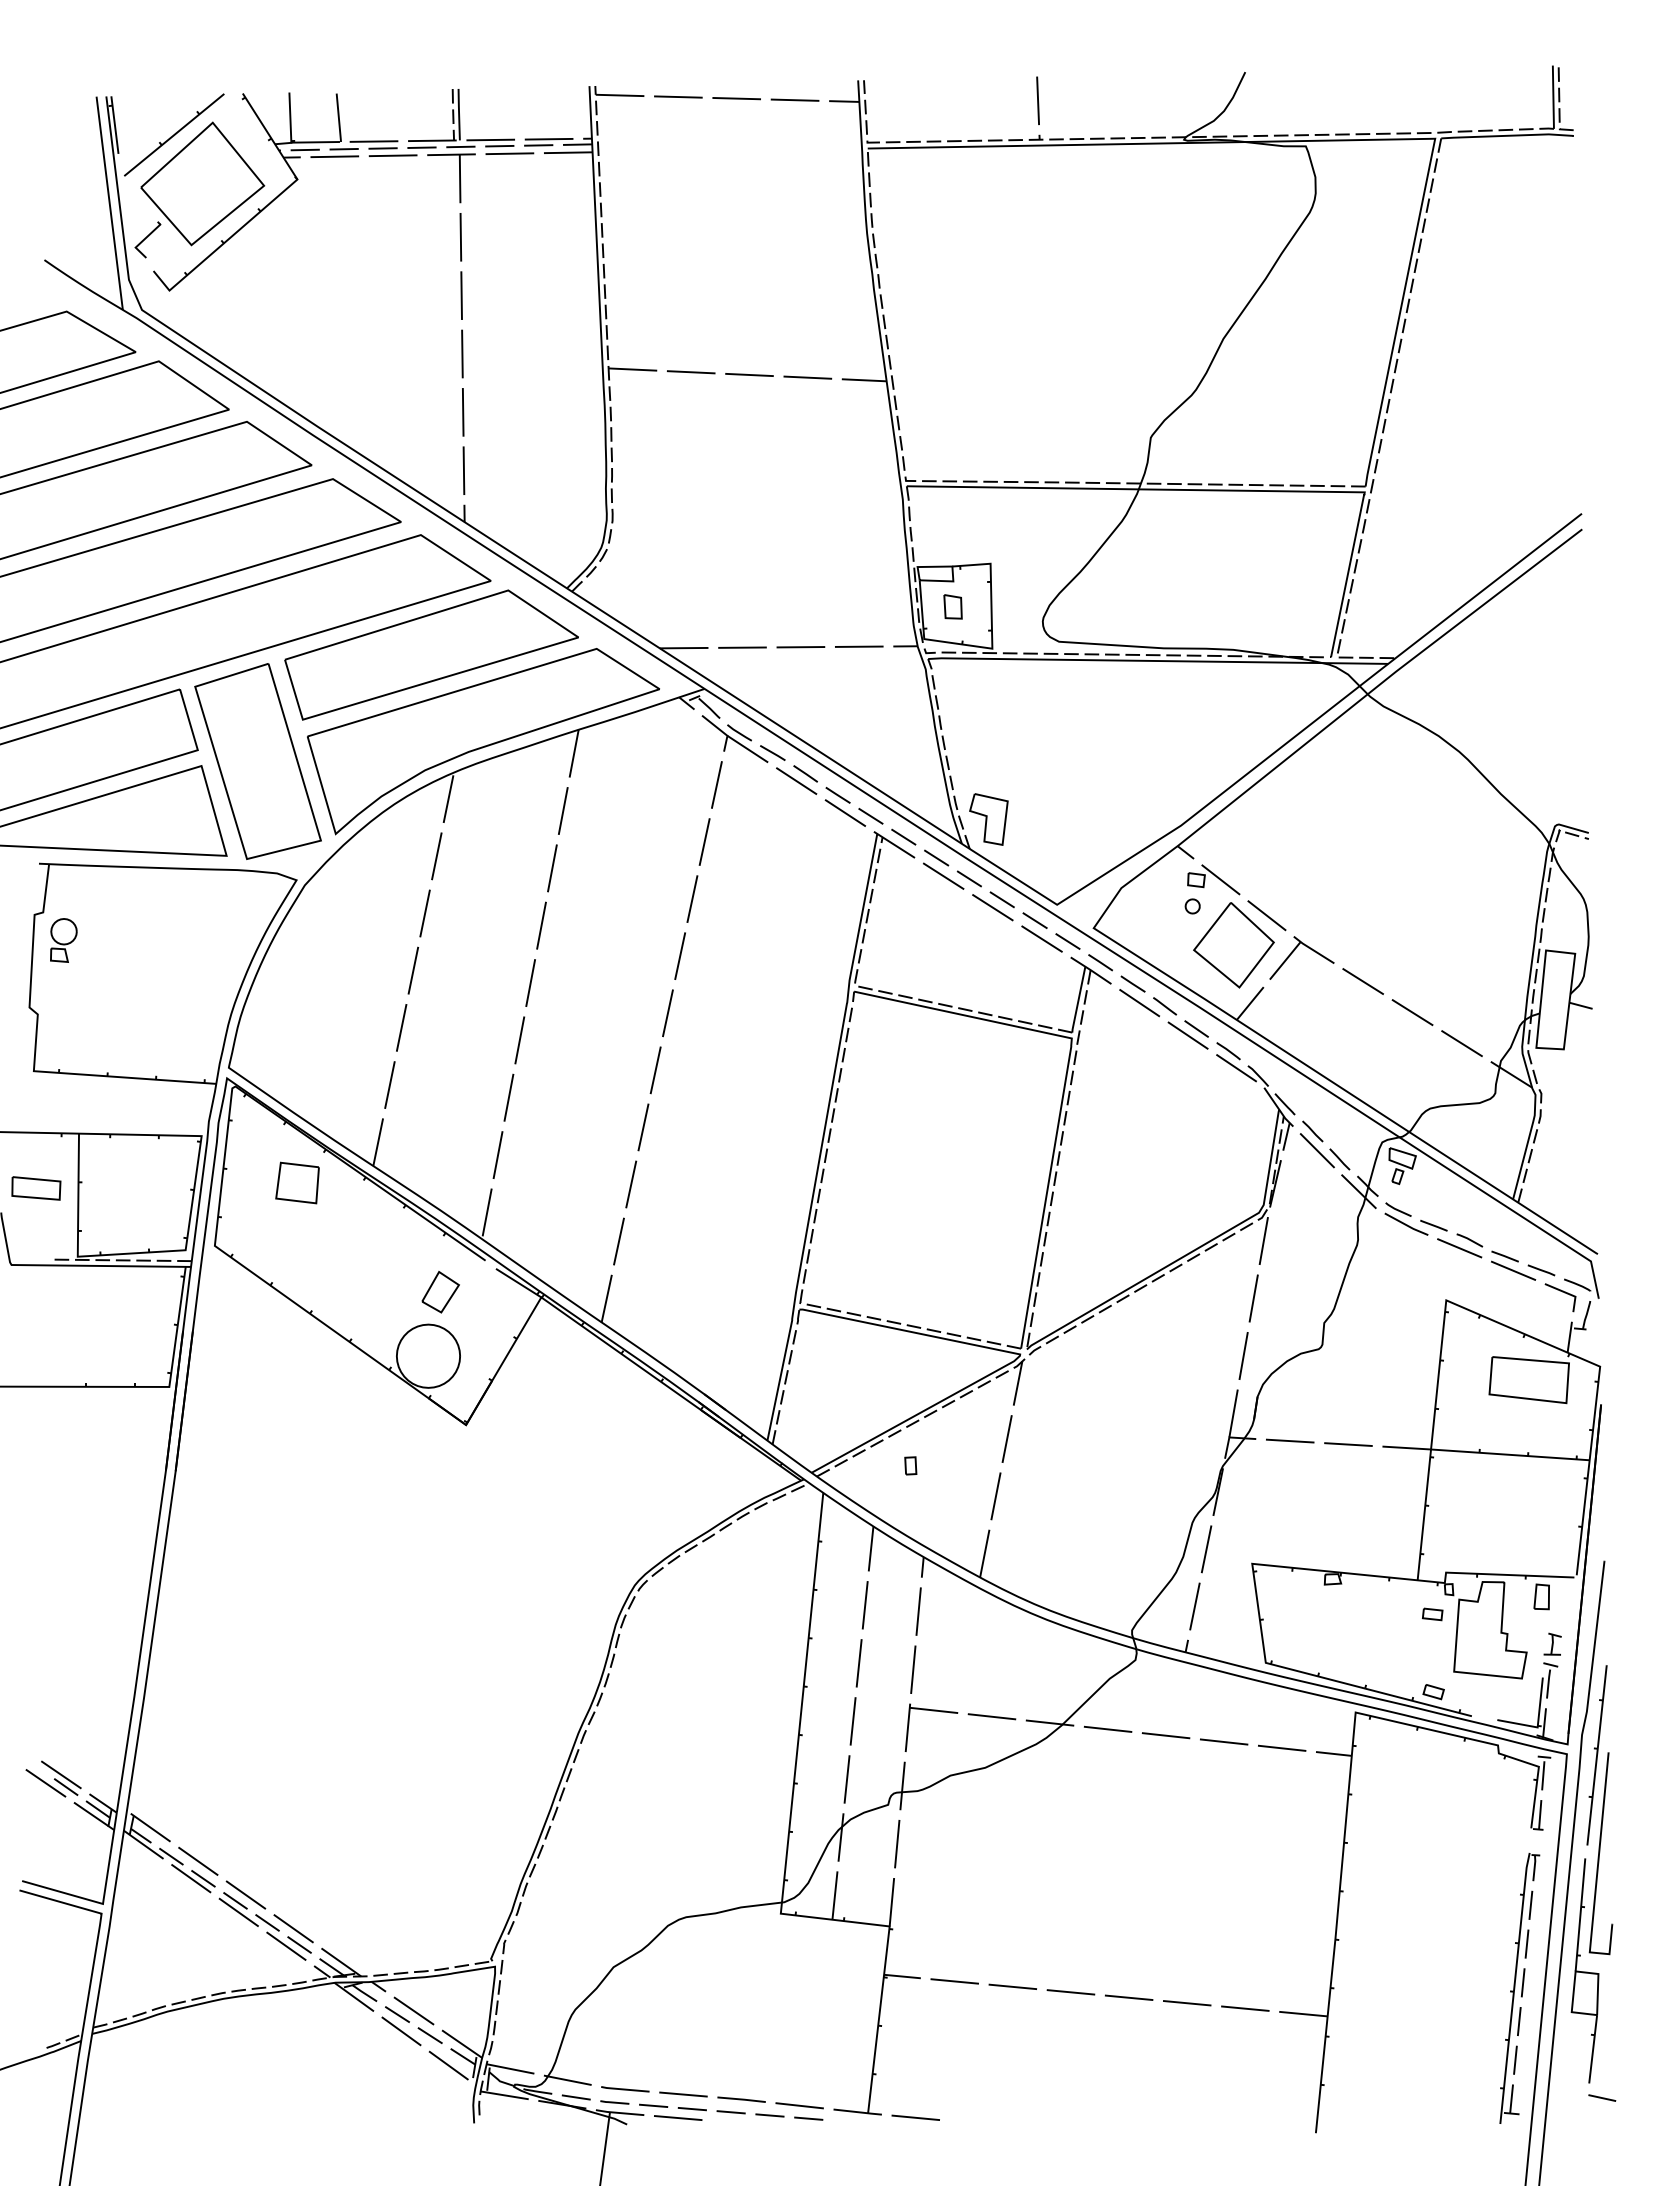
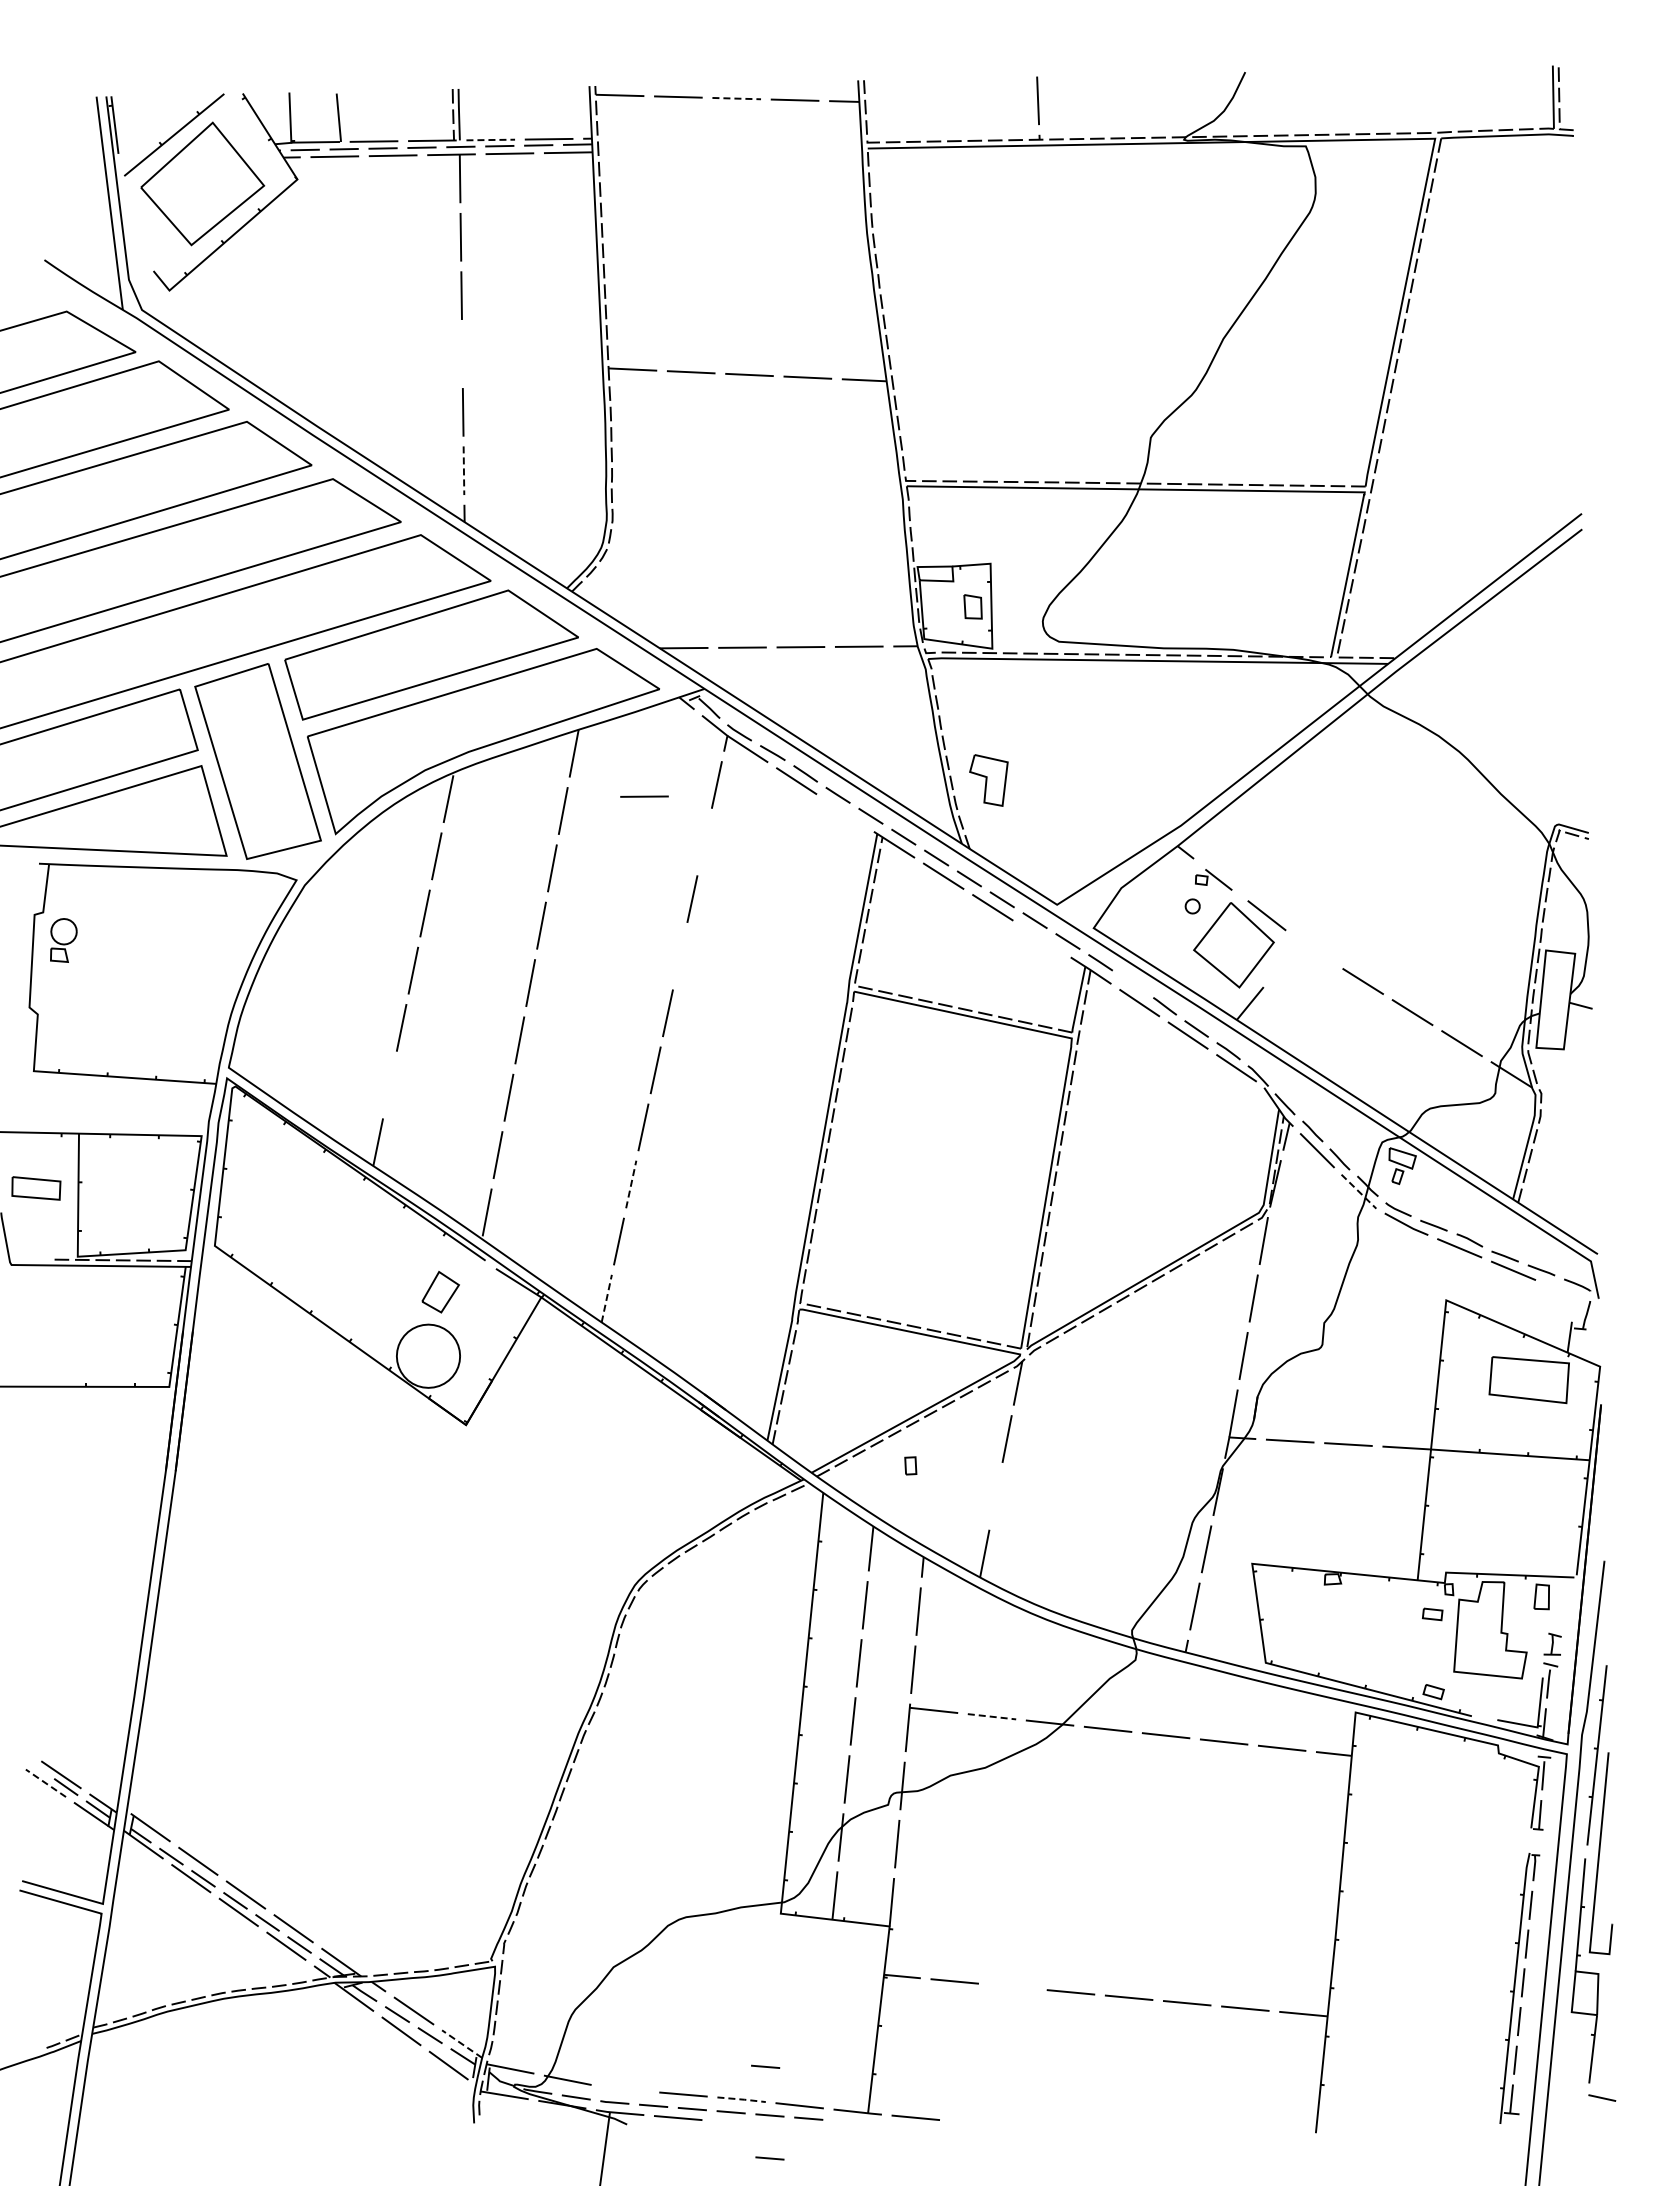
line: solid -> dashed (737, 98)
line: solid -> dashed (491, 140)
part: present -> none (147, 239)
line: present -> none (462, 353)
line: solid -> dashed (463, 471)
part position: (952, 606) -> (972, 606) (972, 606)
line: none -> present (644, 796)
line: present -> none (845, 812)
part position: (988, 819) -> (988, 780) (988, 780)
line: present -> none (704, 841)
part size: 54x32 px -> 38x22 px (1213, 879)
line: present -> none (1041, 938)
part: present -> none (1294, 951)
line: present -> none (679, 955)
line: present -> none (1132, 983)
line: present -> none (389, 1084)
part: present -> none (297, 1182)
line: solid -> dashed (631, 1184)
line: solid -> dashed (1359, 1192)
line: present -> none (1562, 1292)
line: solid -> dashed (606, 1299)
line: present -> none (995, 1496)
line: solid -> dashed (992, 1716)
line: solid -> dashed (45, 1783)
line: present -> none (1012, 1986)
line: solid -> dashed (461, 2043)
line: none -> present (765, 2066)
line: present -> none (625, 2089)
line: solid -> dashed (742, 2099)
line: none -> present (769, 2158)
